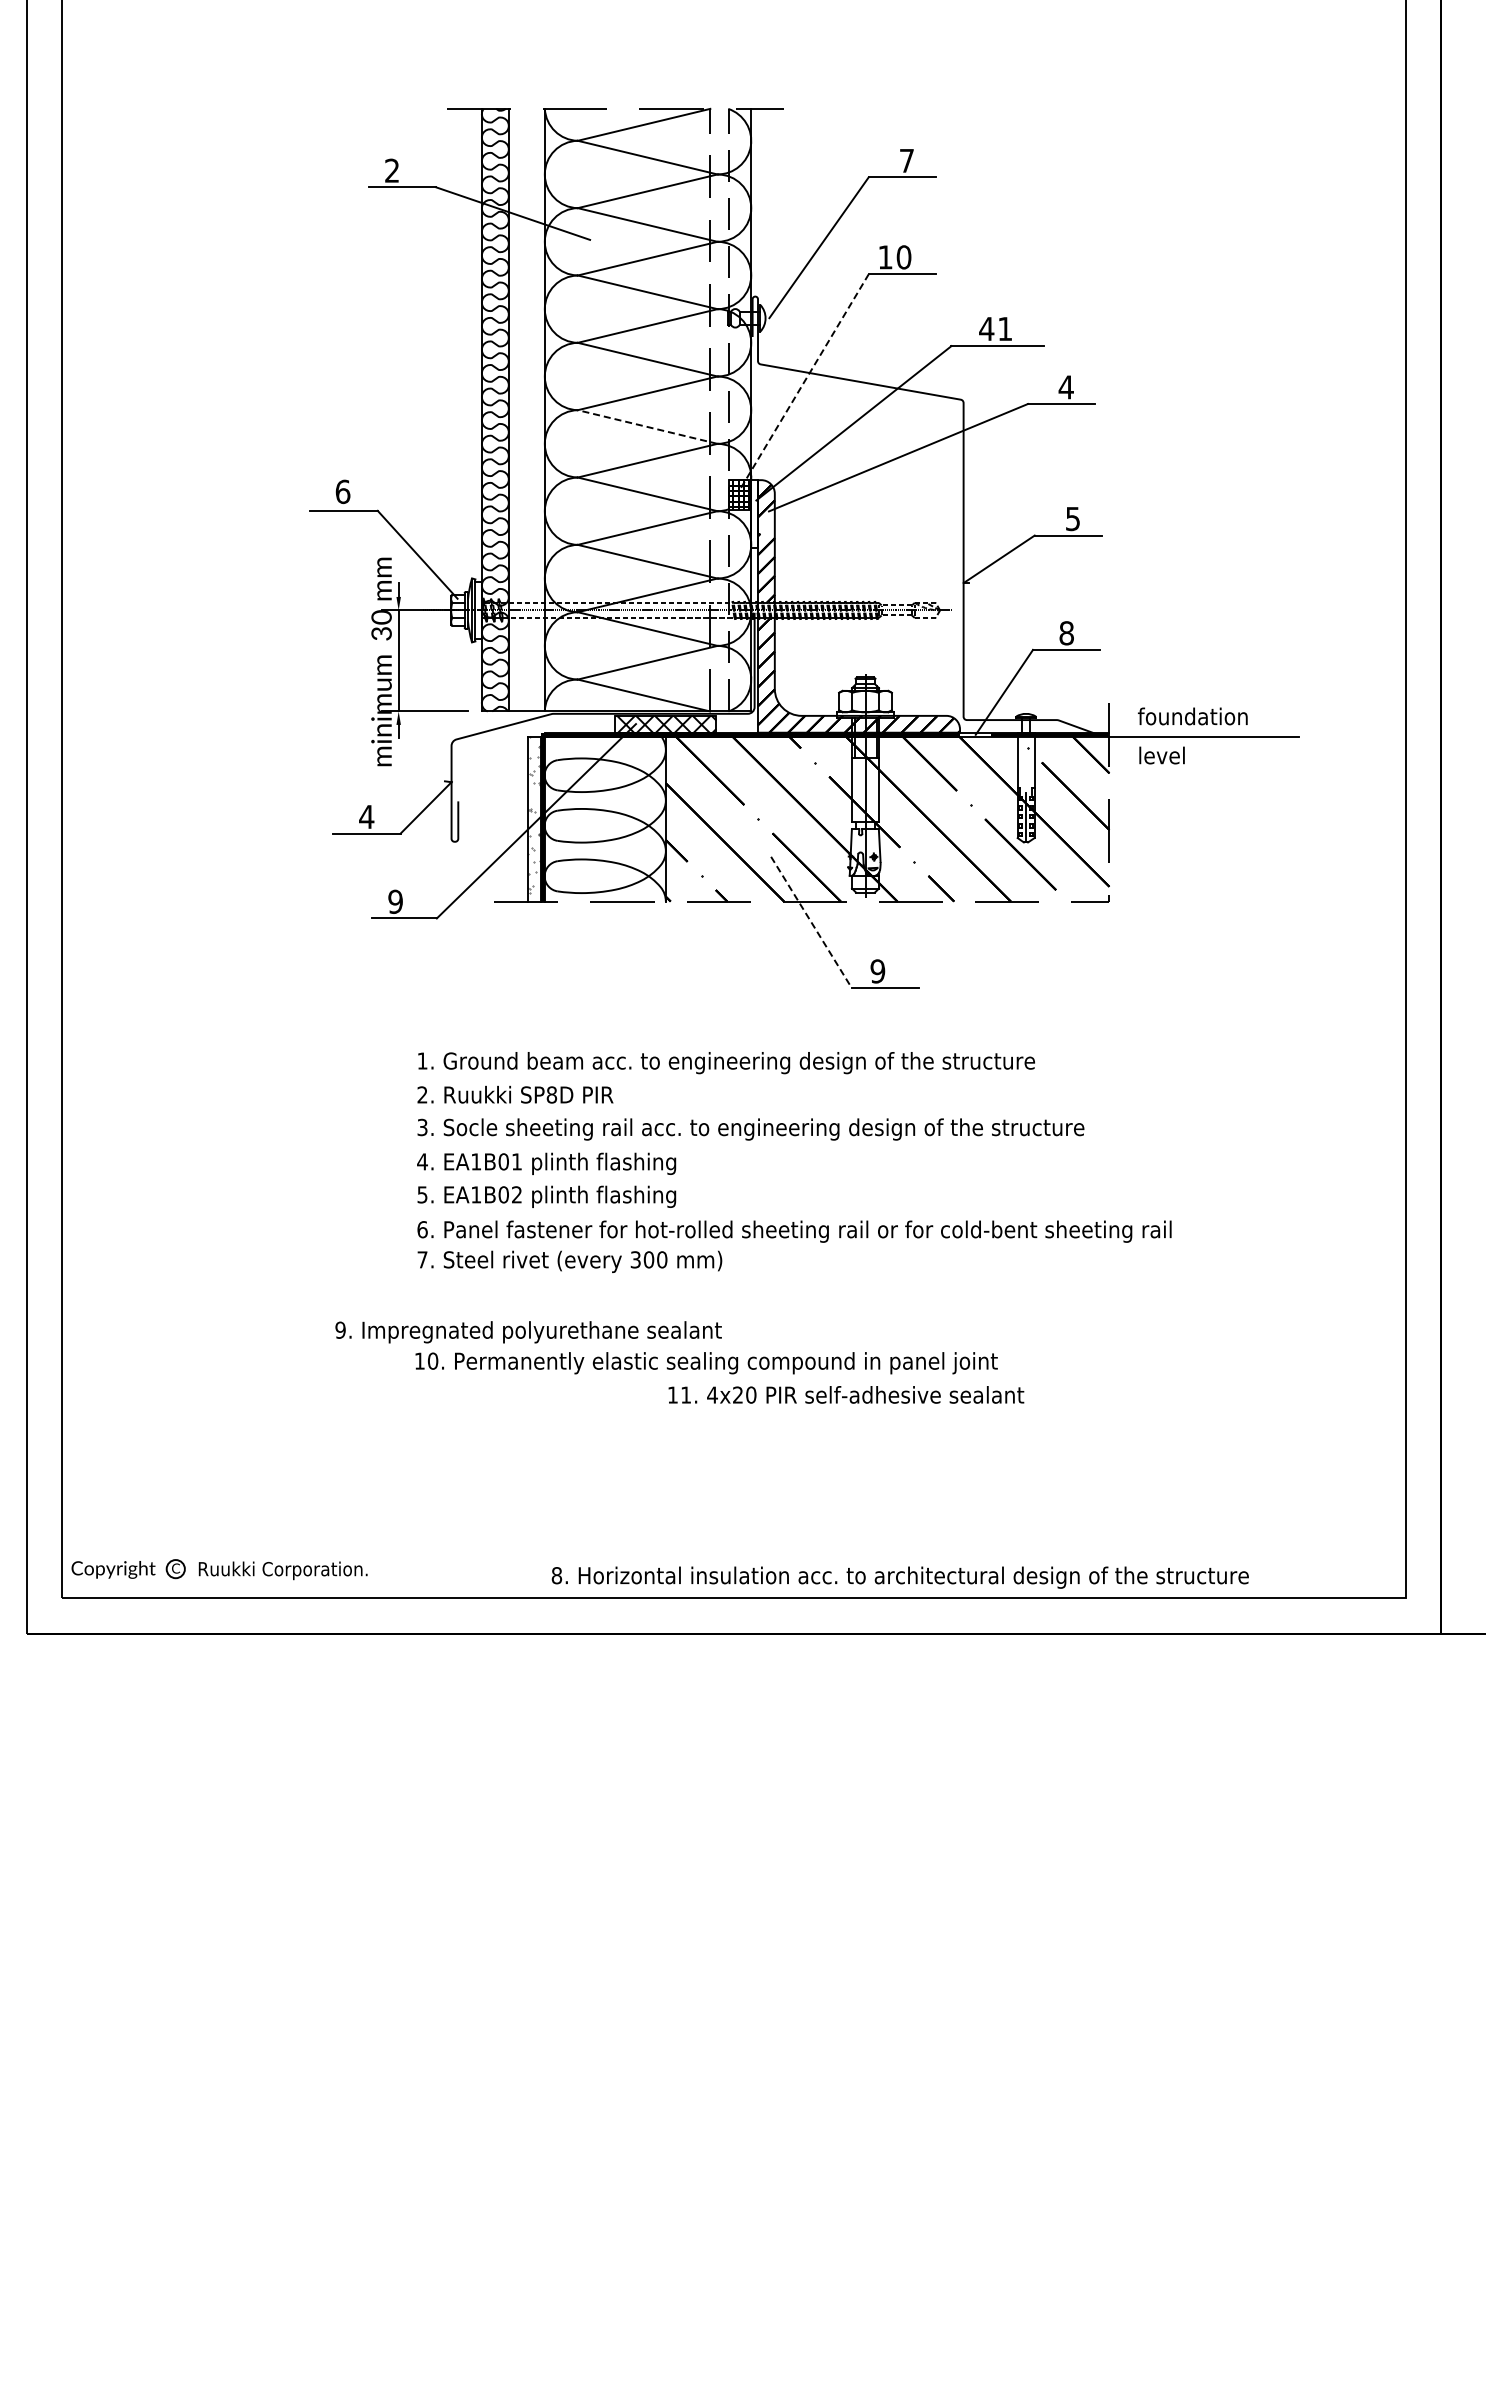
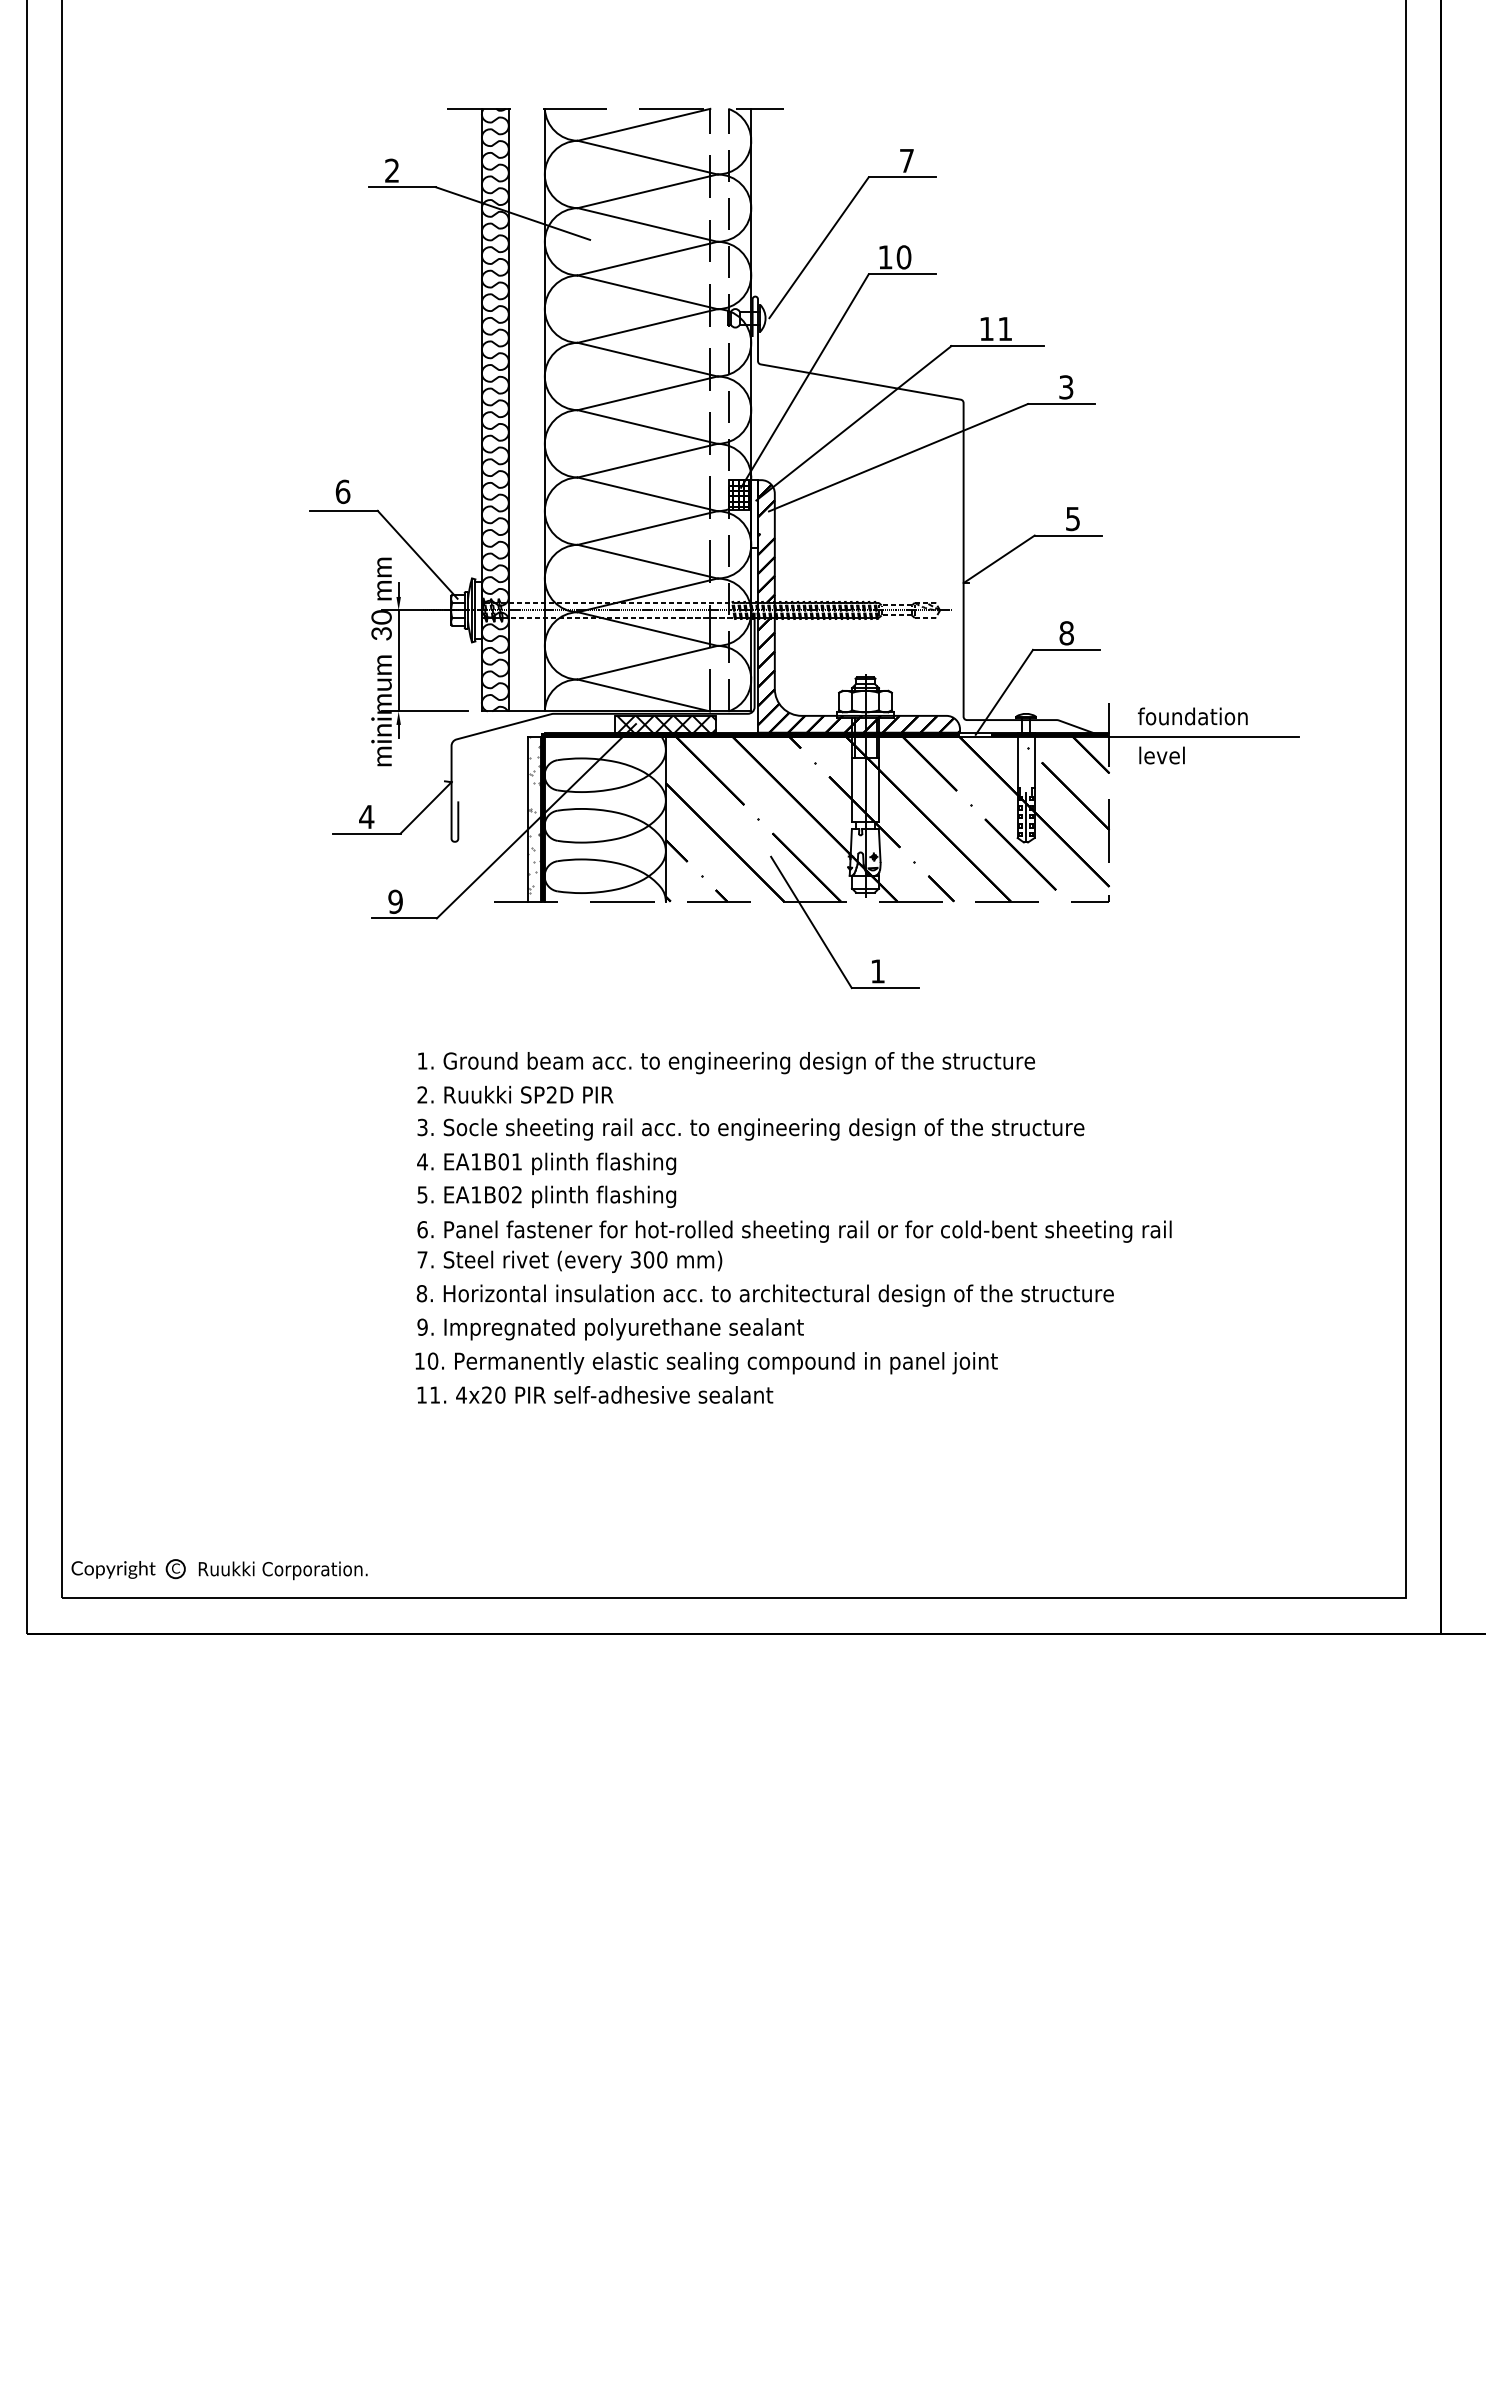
text: 41 -> 11 (986, 328)
line: dashed -> solid (805, 380)
text: 4 -> 3 (1065, 387)
line: dashed -> solid (647, 427)
line: dashed -> solid (811, 922)
text: 9 -> 1 (877, 971)
text: SP8D -> SP2D (551, 1094)
text position: (528, 1332) -> (610, 1329) (610, 1329)
text position: (846, 1394) -> (595, 1394) (595, 1394)
text position: (899, 1577) -> (764, 1295) (764, 1295)
